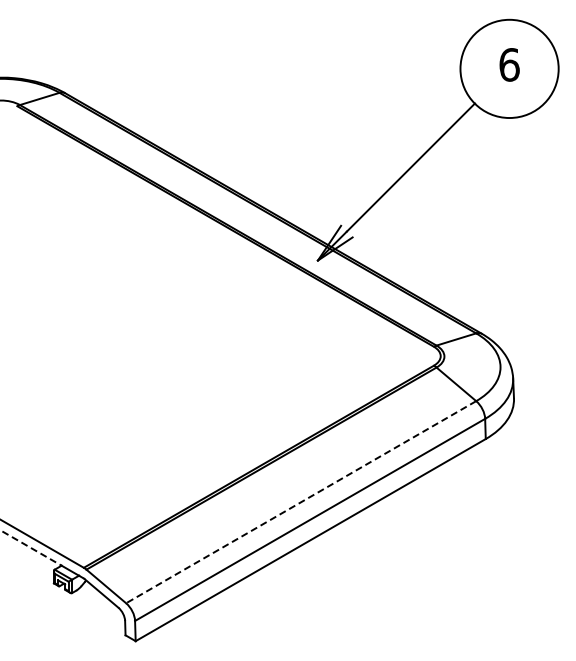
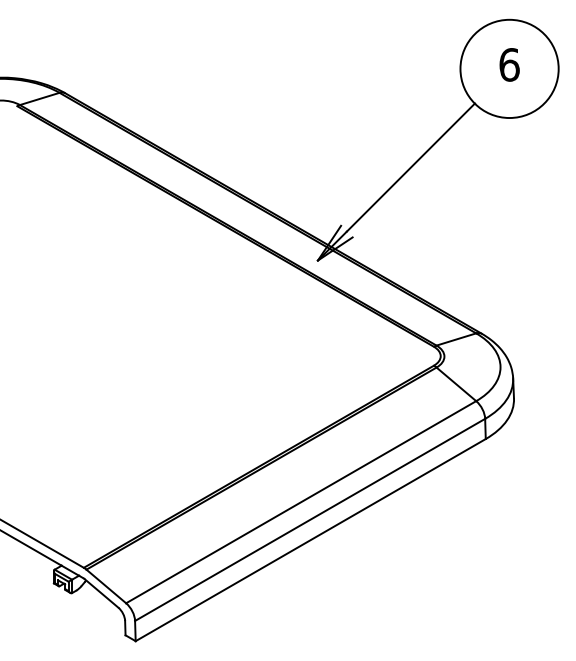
line: dashed -> solid (300, 502)
line: dashed -> solid (31, 548)
